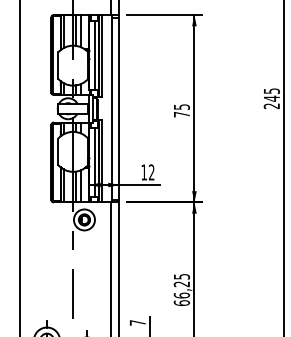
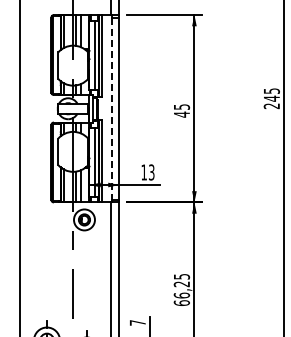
line: solid -> dashed (111, 109)
text: 75 -> 45 (181, 114)
text: 12 -> 13 (151, 172)
